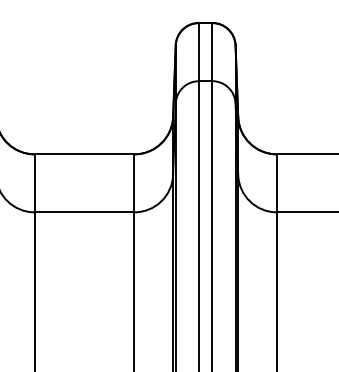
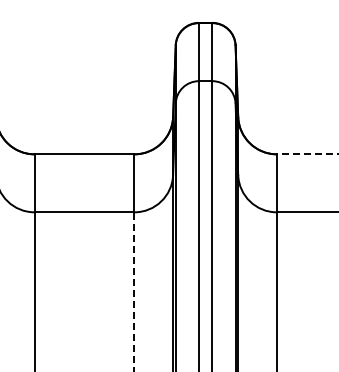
line: solid -> dashed (307, 154)
line: solid -> dashed (134, 291)
